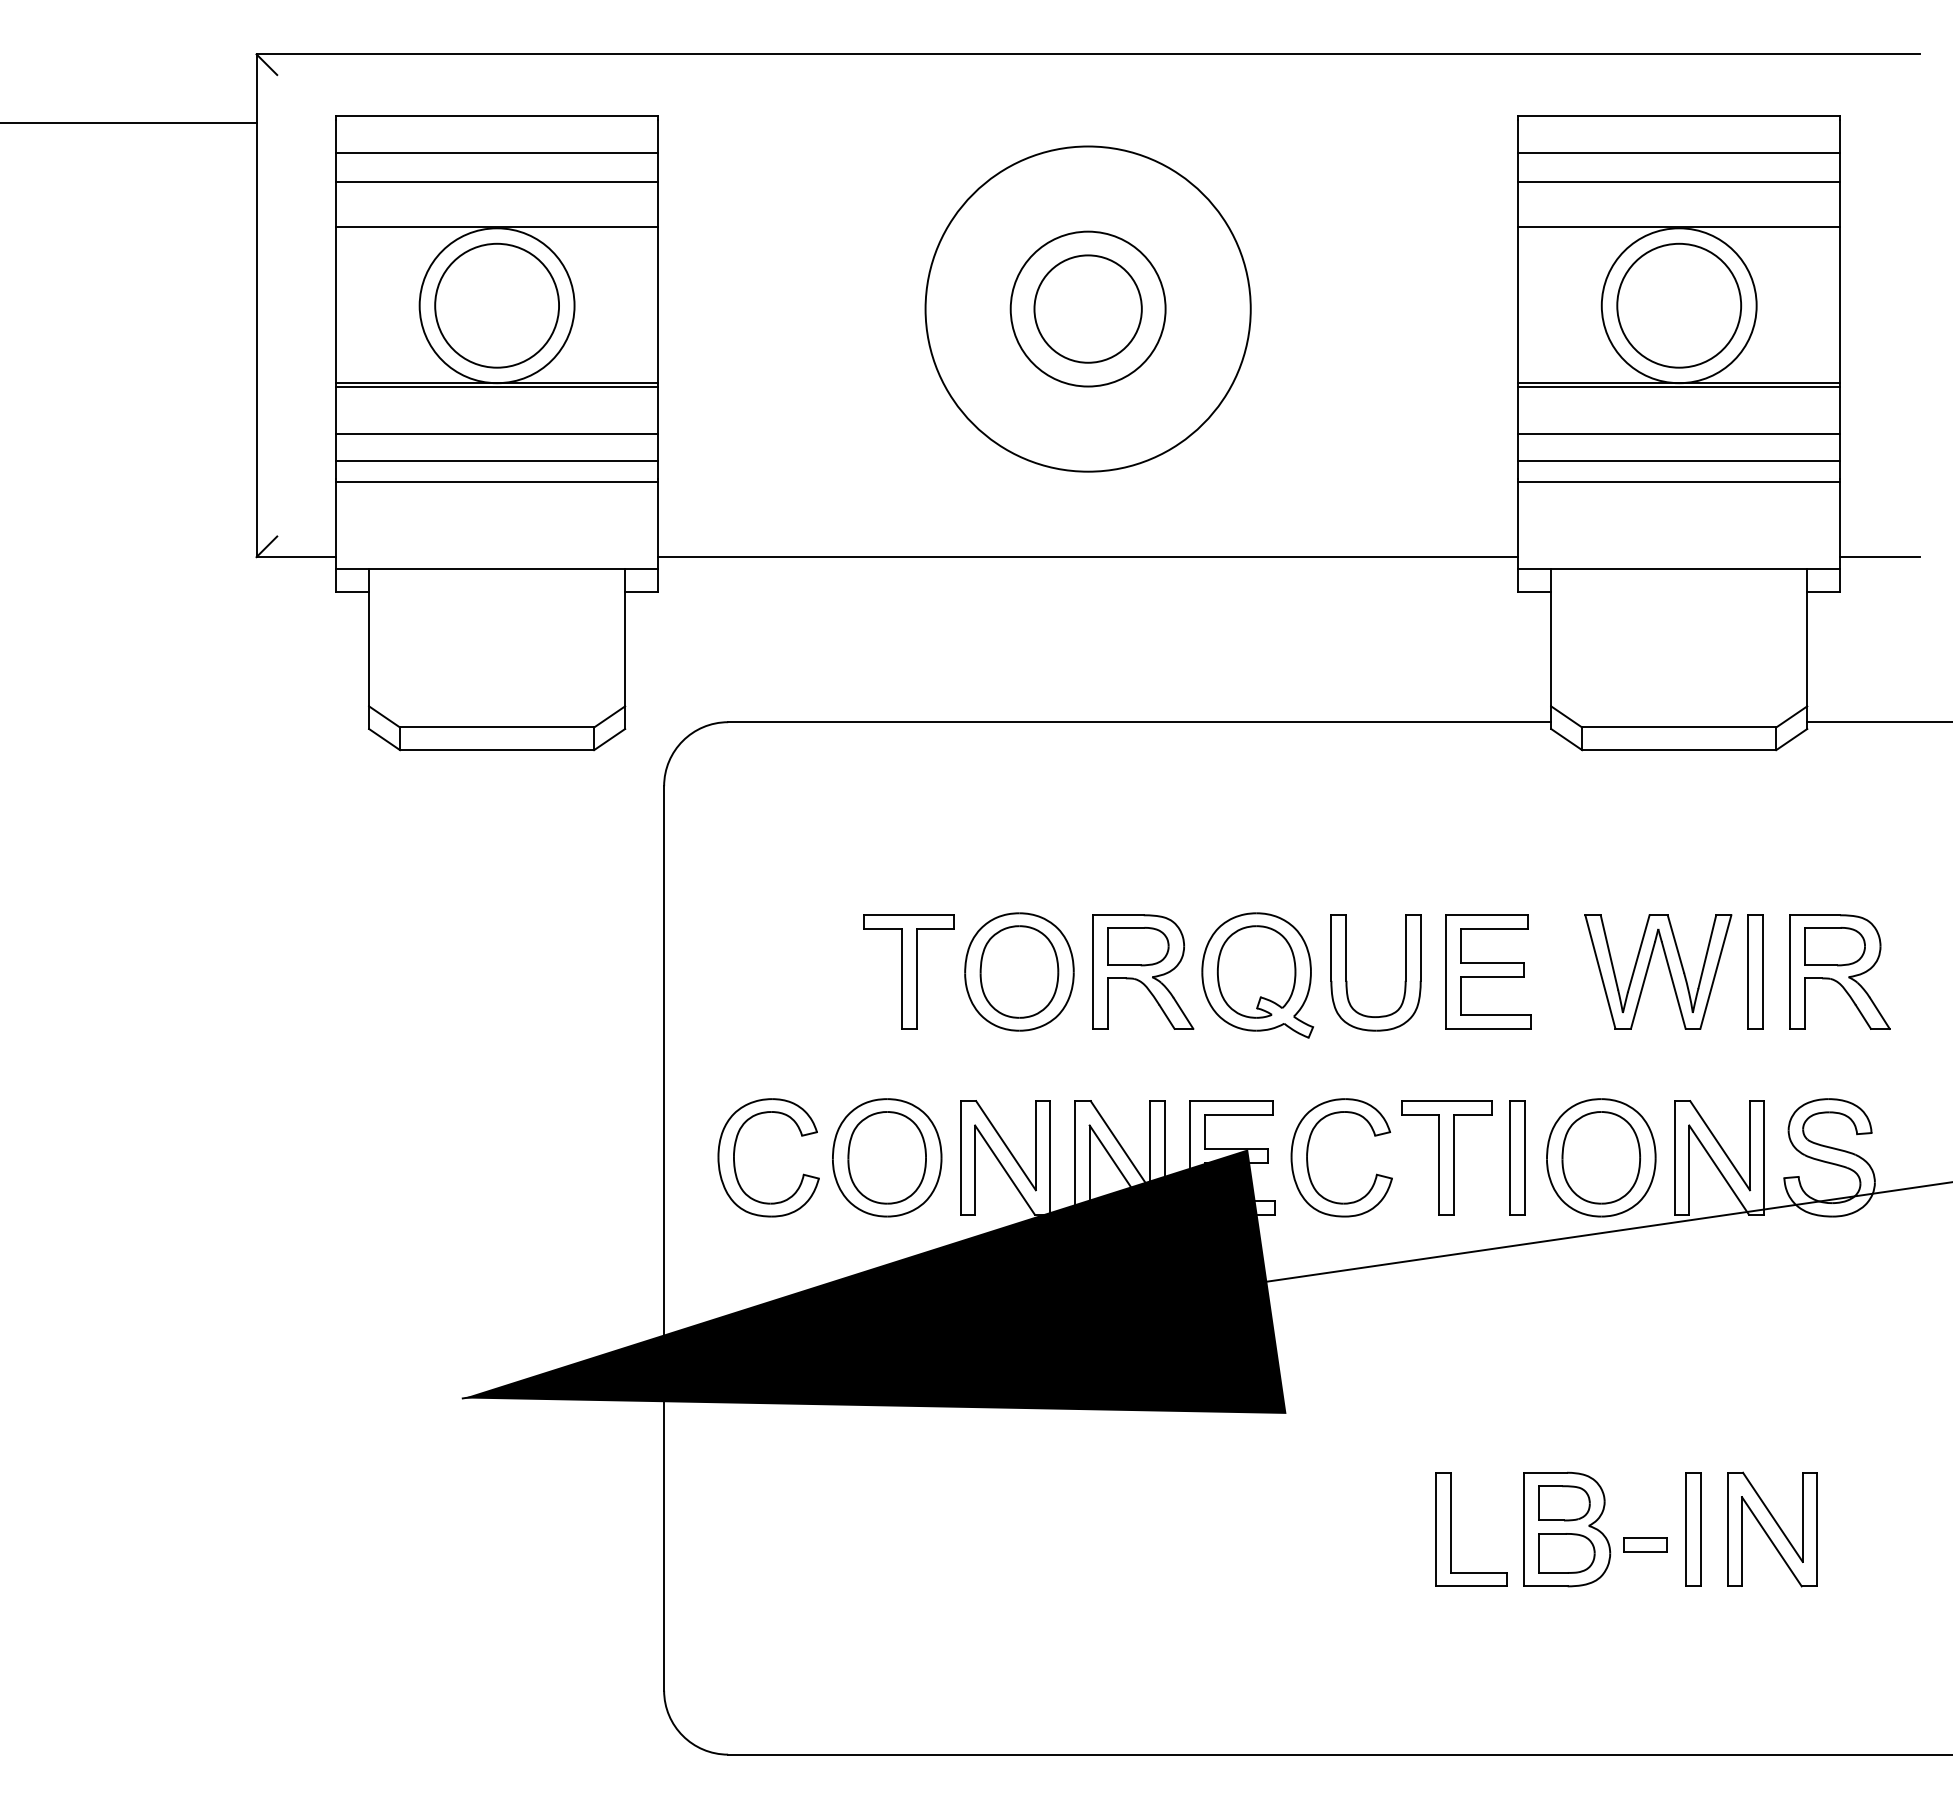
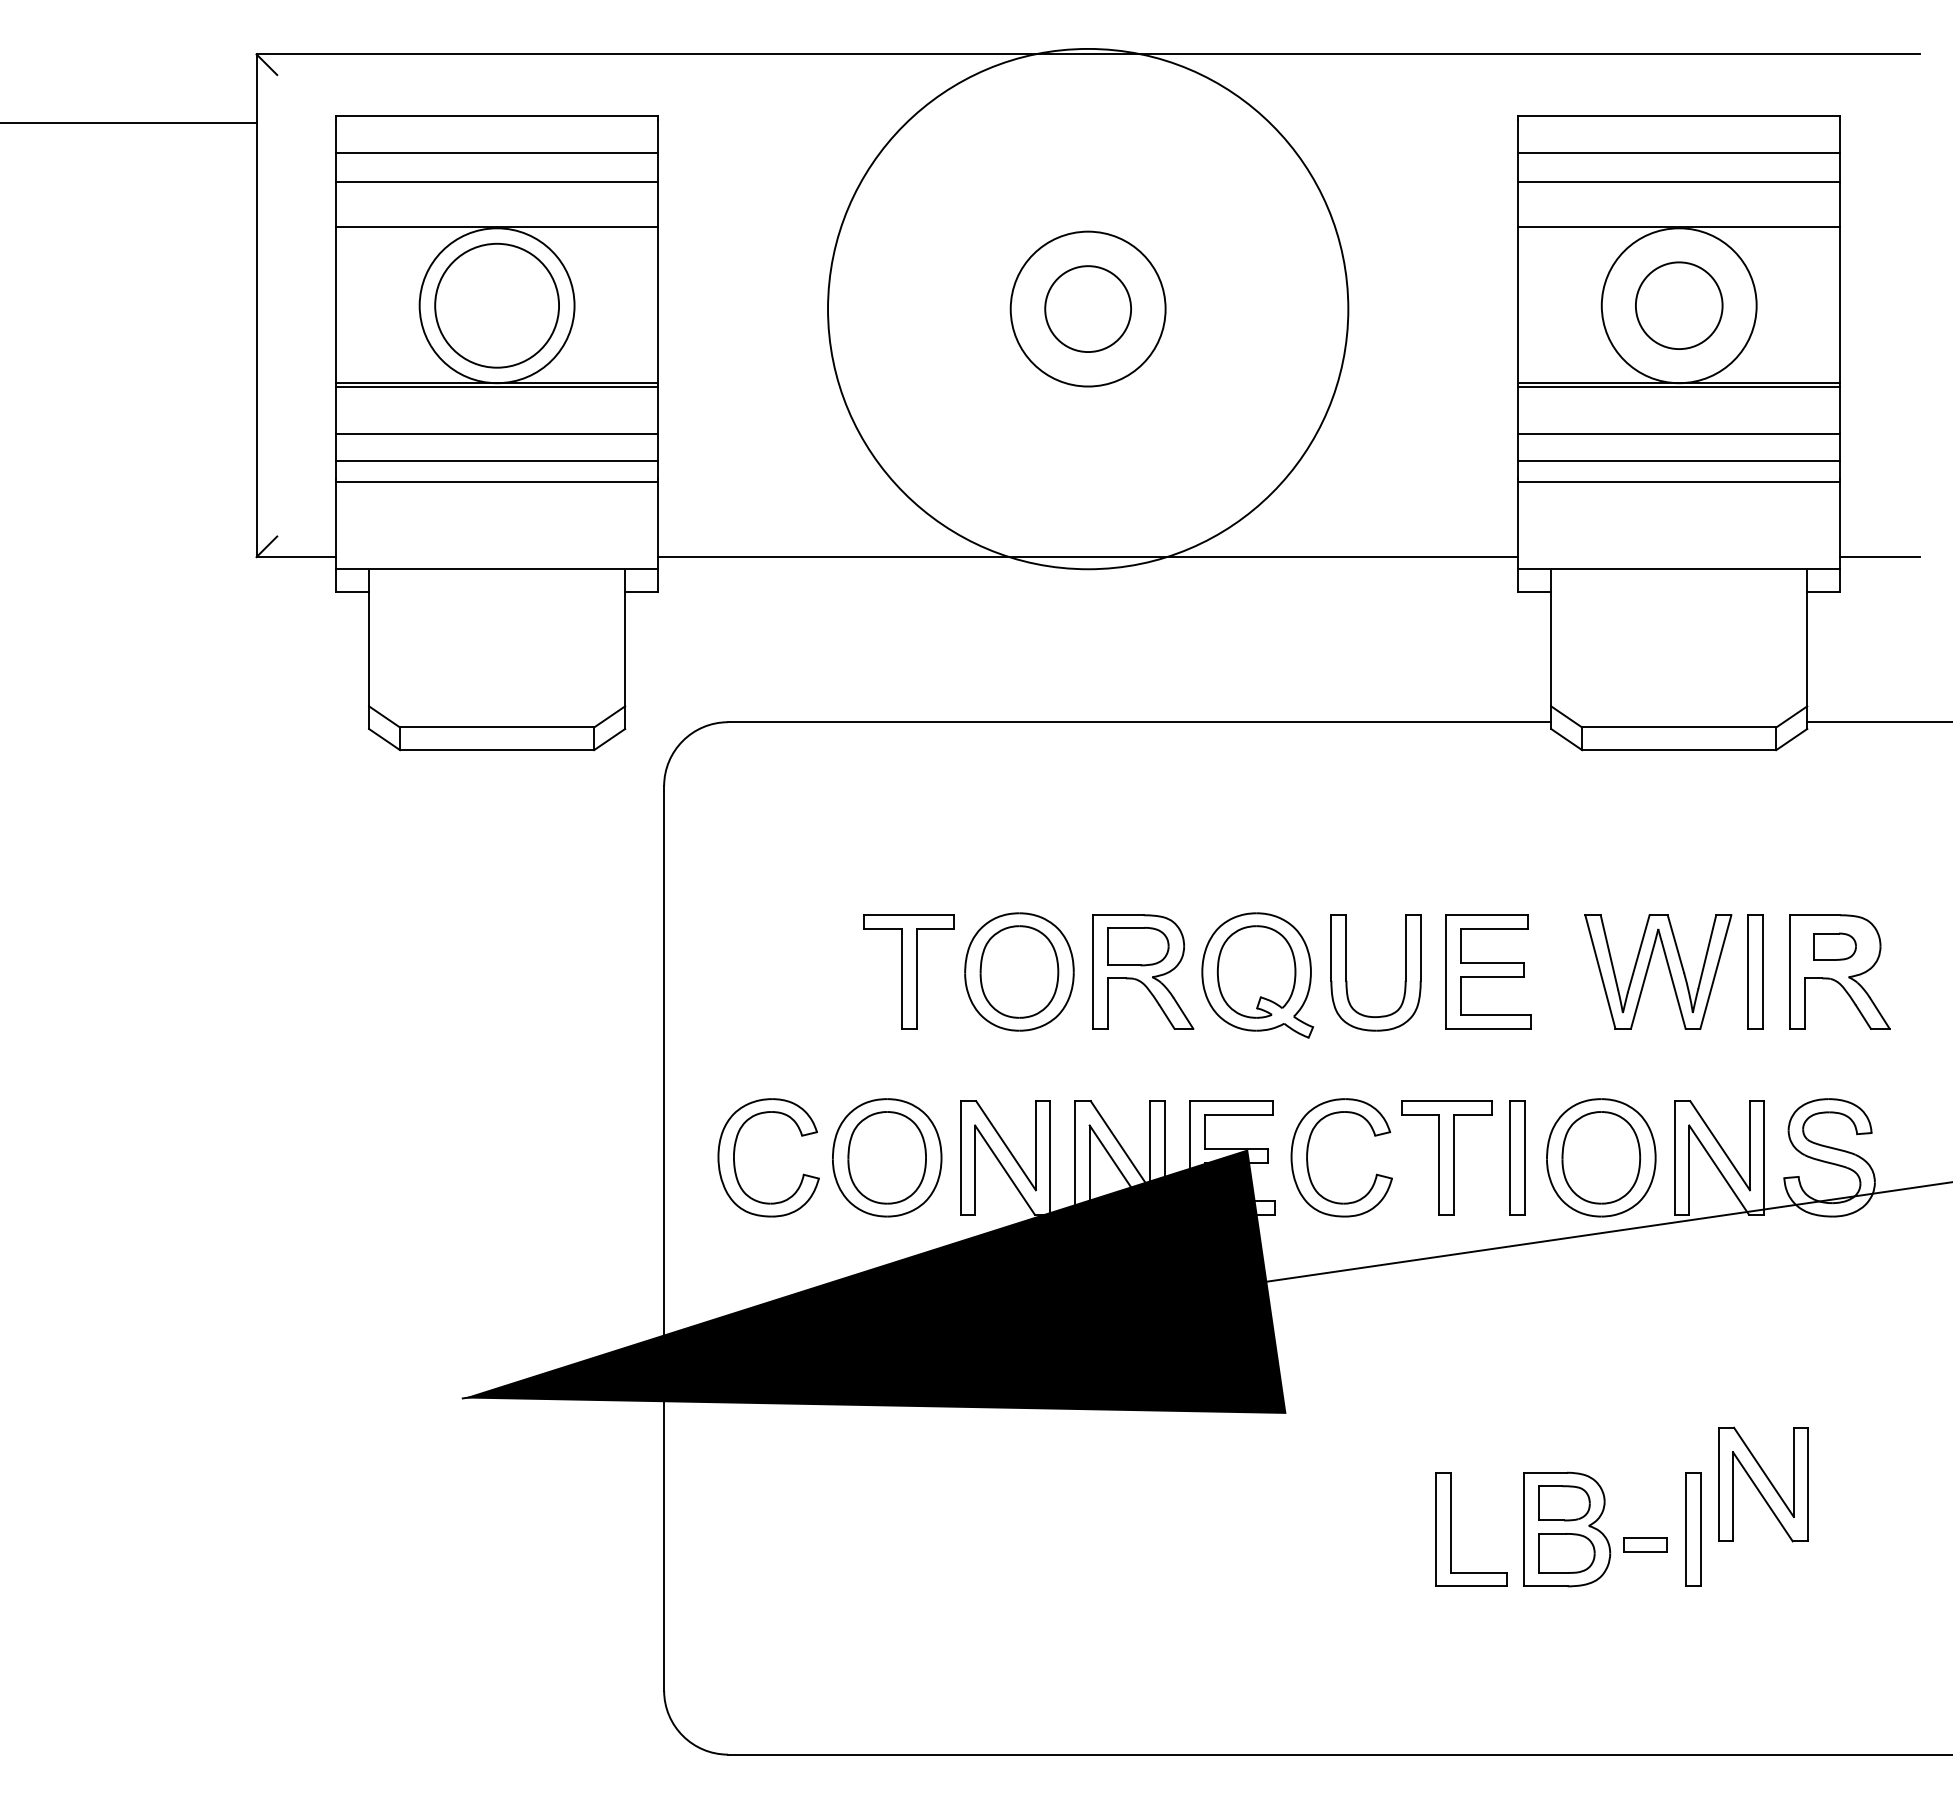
circle diameter: 124 px -> 87 px (1678, 305)
circle diameter: 107 px -> 86 px (1088, 309)
circle diameter: 325 px -> 520 px (1088, 308)
part size: 62x40 px -> 44x29 px (1834, 946)
part position: (1772, 1529) -> (1763, 1484) (1763, 1484)
